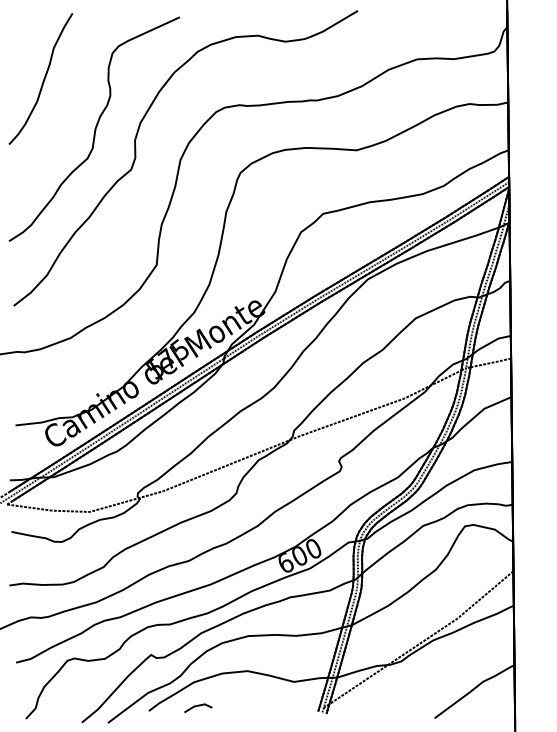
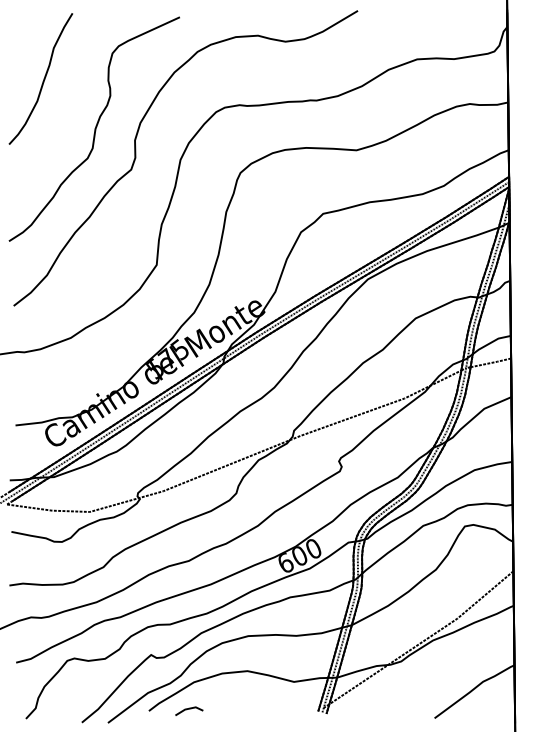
line position: (198, 706) -> (189, 709) (189, 709)
